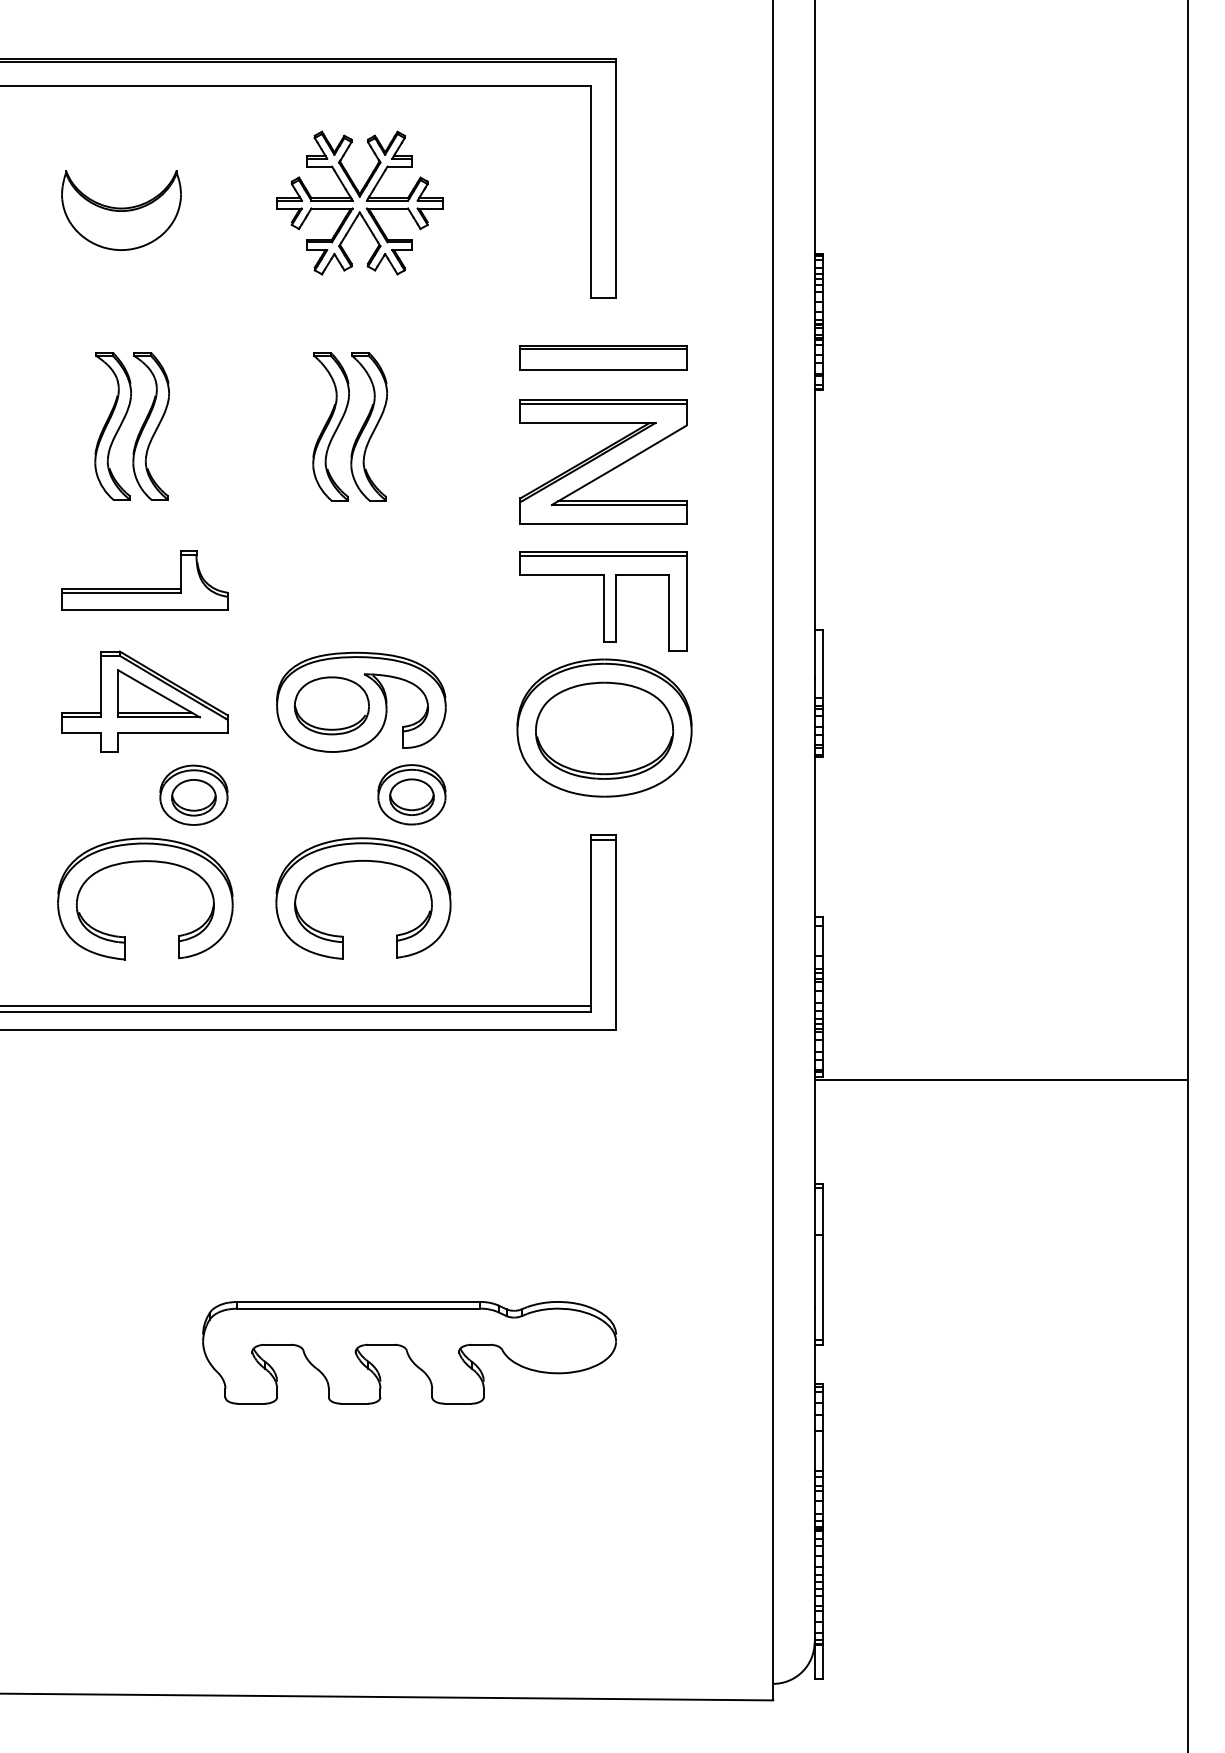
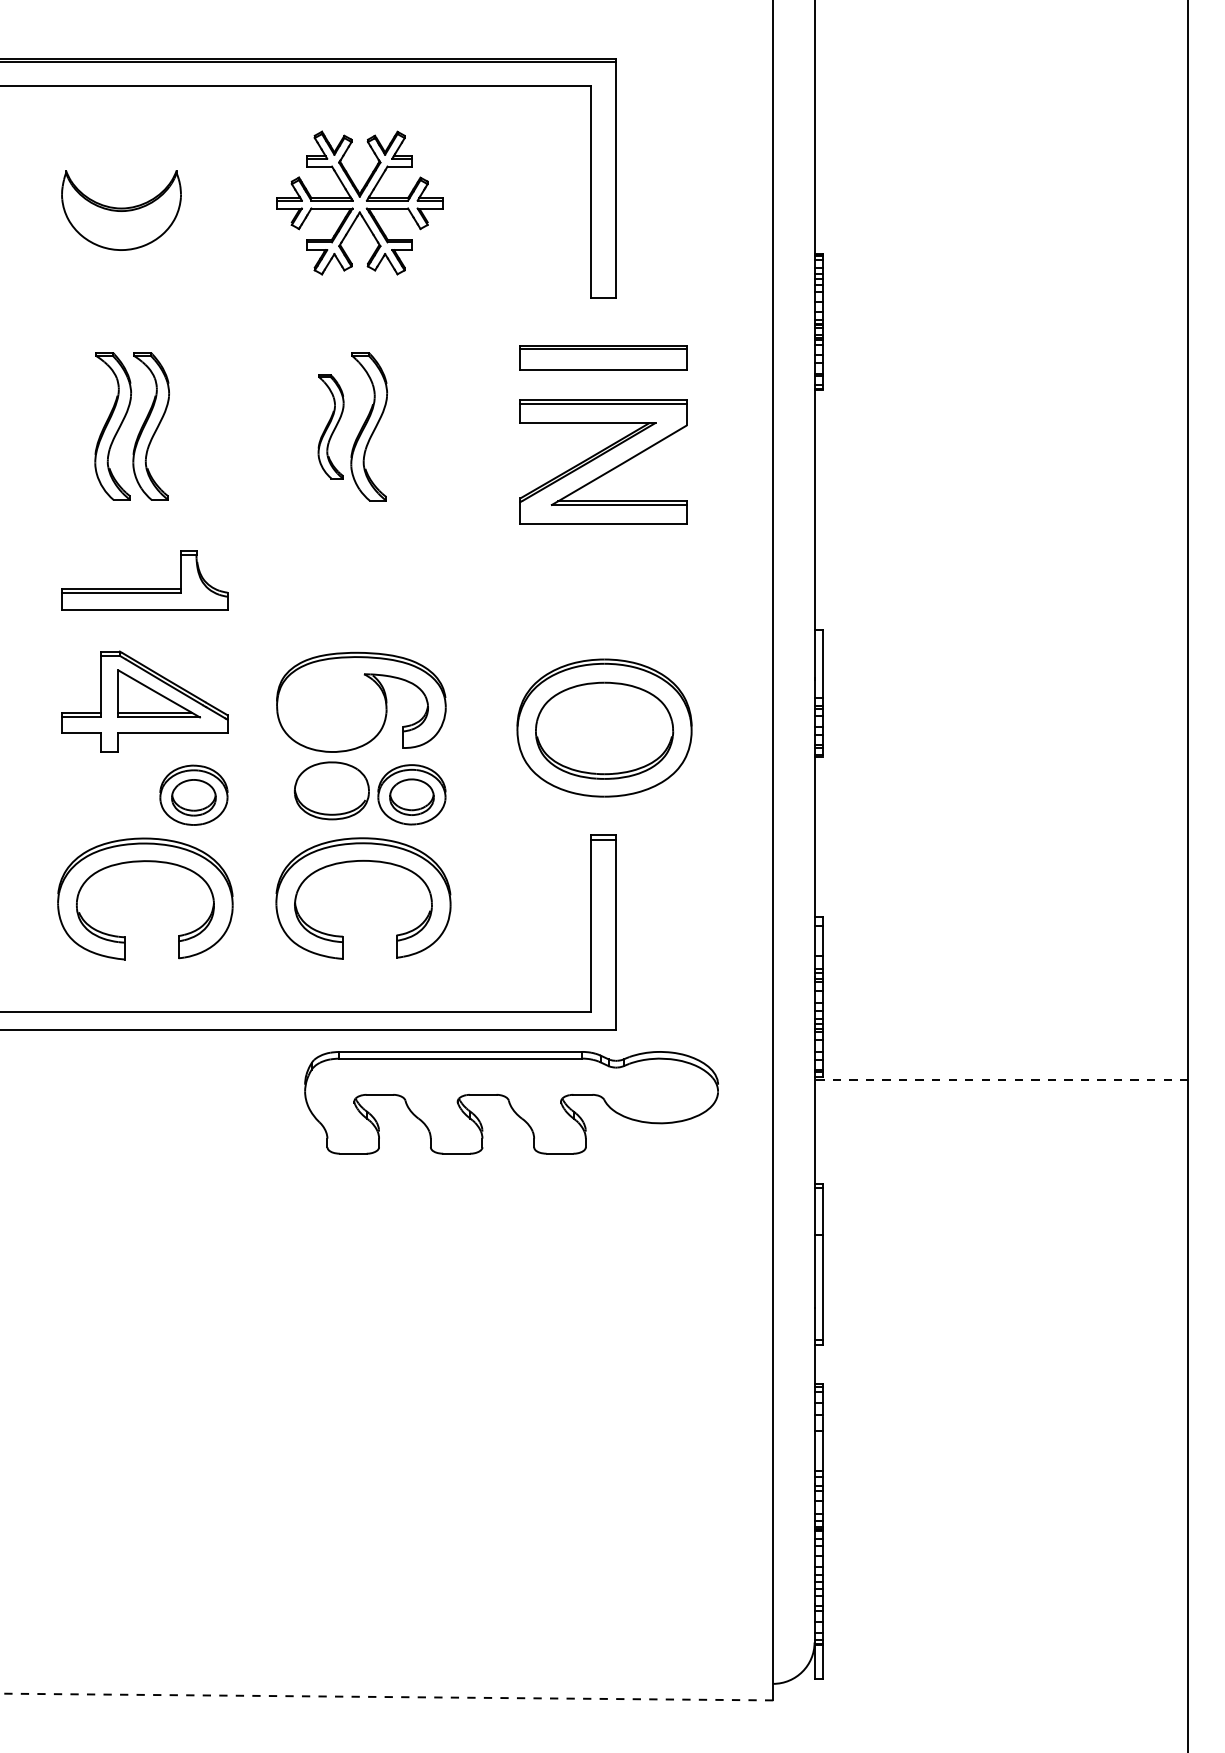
part size: 38x150 px -> 28x106 px (330, 426)
part: present -> none (603, 601)
part position: (331, 705) -> (331, 790) (331, 790)
line: present -> none (296, 1005)
line: solid -> dashed (1001, 1080)
part position: (409, 1352) -> (511, 1102) (511, 1102)
line: solid -> dashed (386, 1697)
